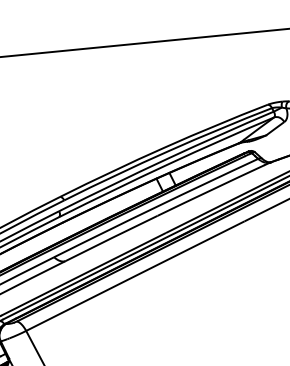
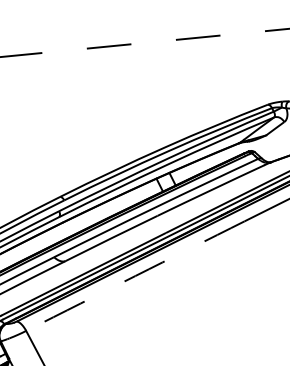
line: solid -> dashed (145, 42)
arc: solid -> dashed (135, 276)
